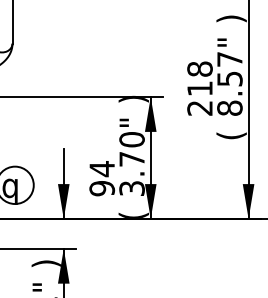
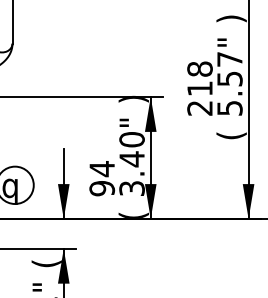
text: 8.57" -> 5.57" (229, 107)
text: 3.70" -> 3.40" (131, 159)
text: ) -> ( (46, 263)
